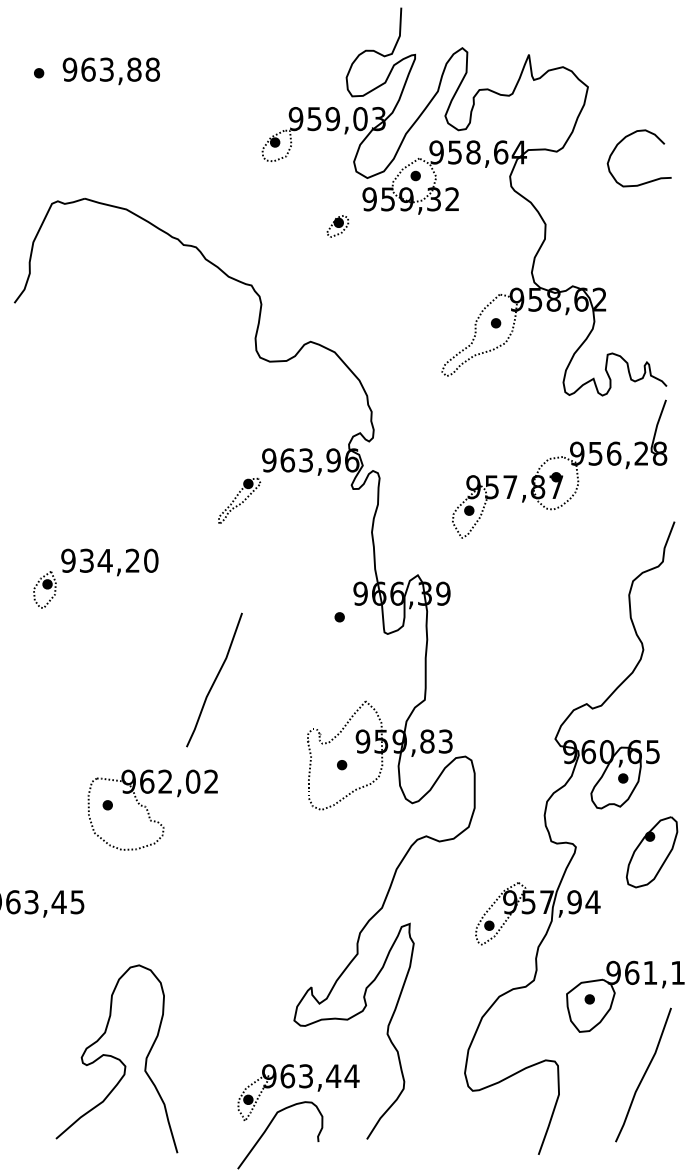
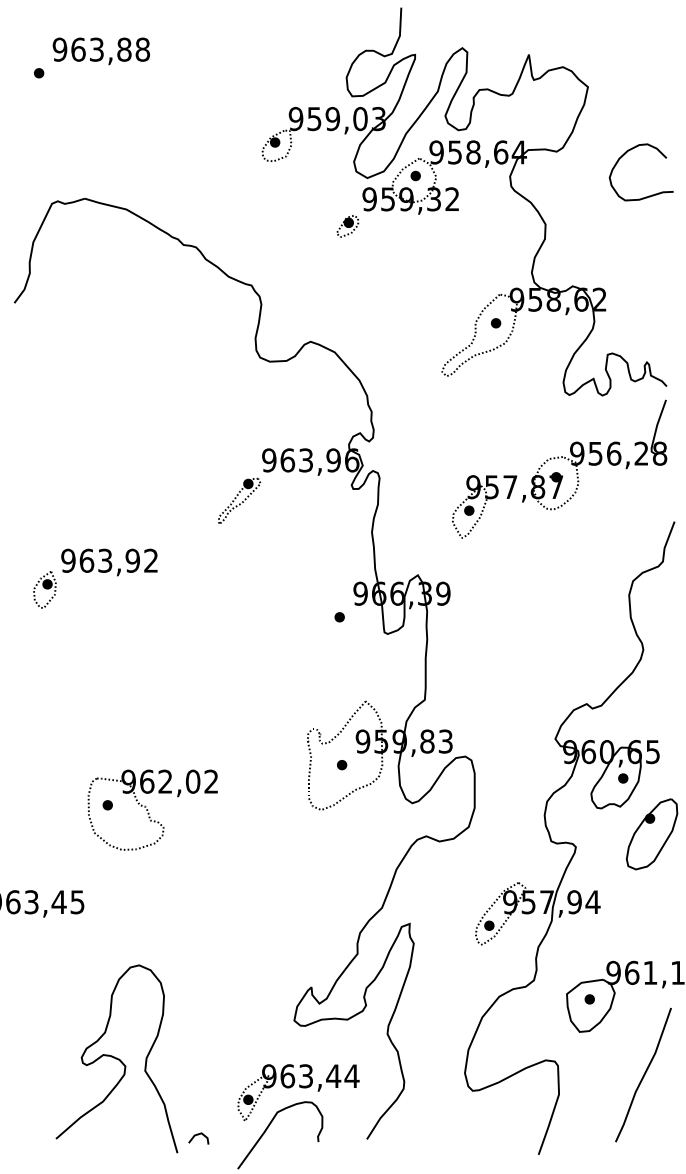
text position: (110, 71) -> (100, 51) (100, 51)
curve position: (622, 141) -> (624, 155) (624, 155)
part position: (337, 226) -> (347, 226) (347, 226)
text: 934,20 -> 963,92 (118, 560)
line: present -> none (214, 679)
part position: (651, 852) -> (651, 834) (651, 834)
line: none -> present (198, 1135)
